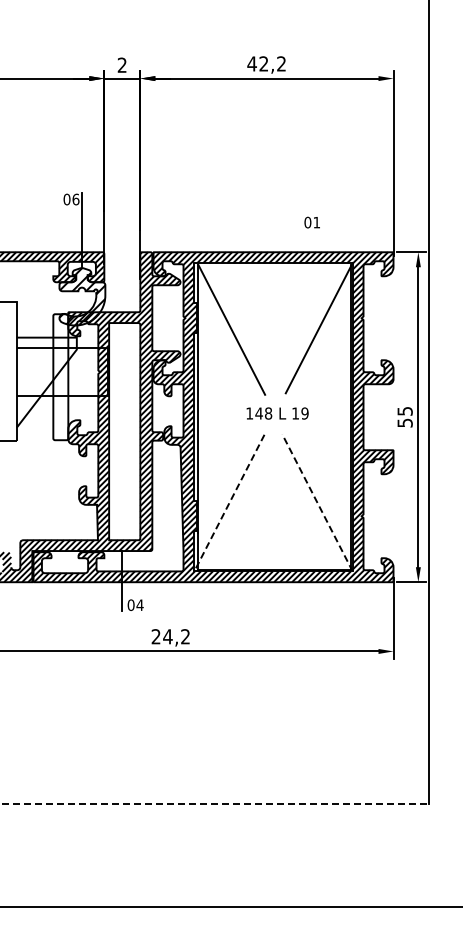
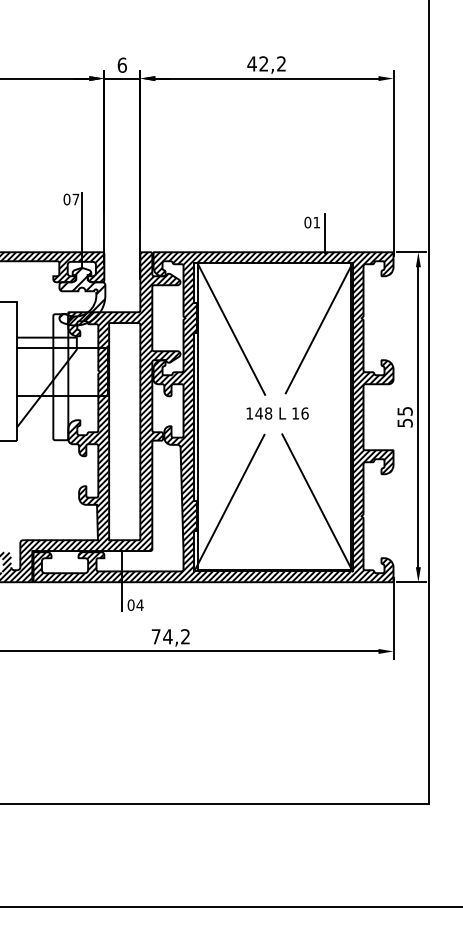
text: 2 -> 6 (121, 64)
text: 06 -> 07 (75, 199)
line: none -> present (325, 233)
text: 19 -> 16 (304, 413)
line: dashed -> solid (317, 502)
line: dashed -> solid (229, 503)
text: 24,2 -> 74,2 (155, 636)
line: dashed -> solid (215, 803)
